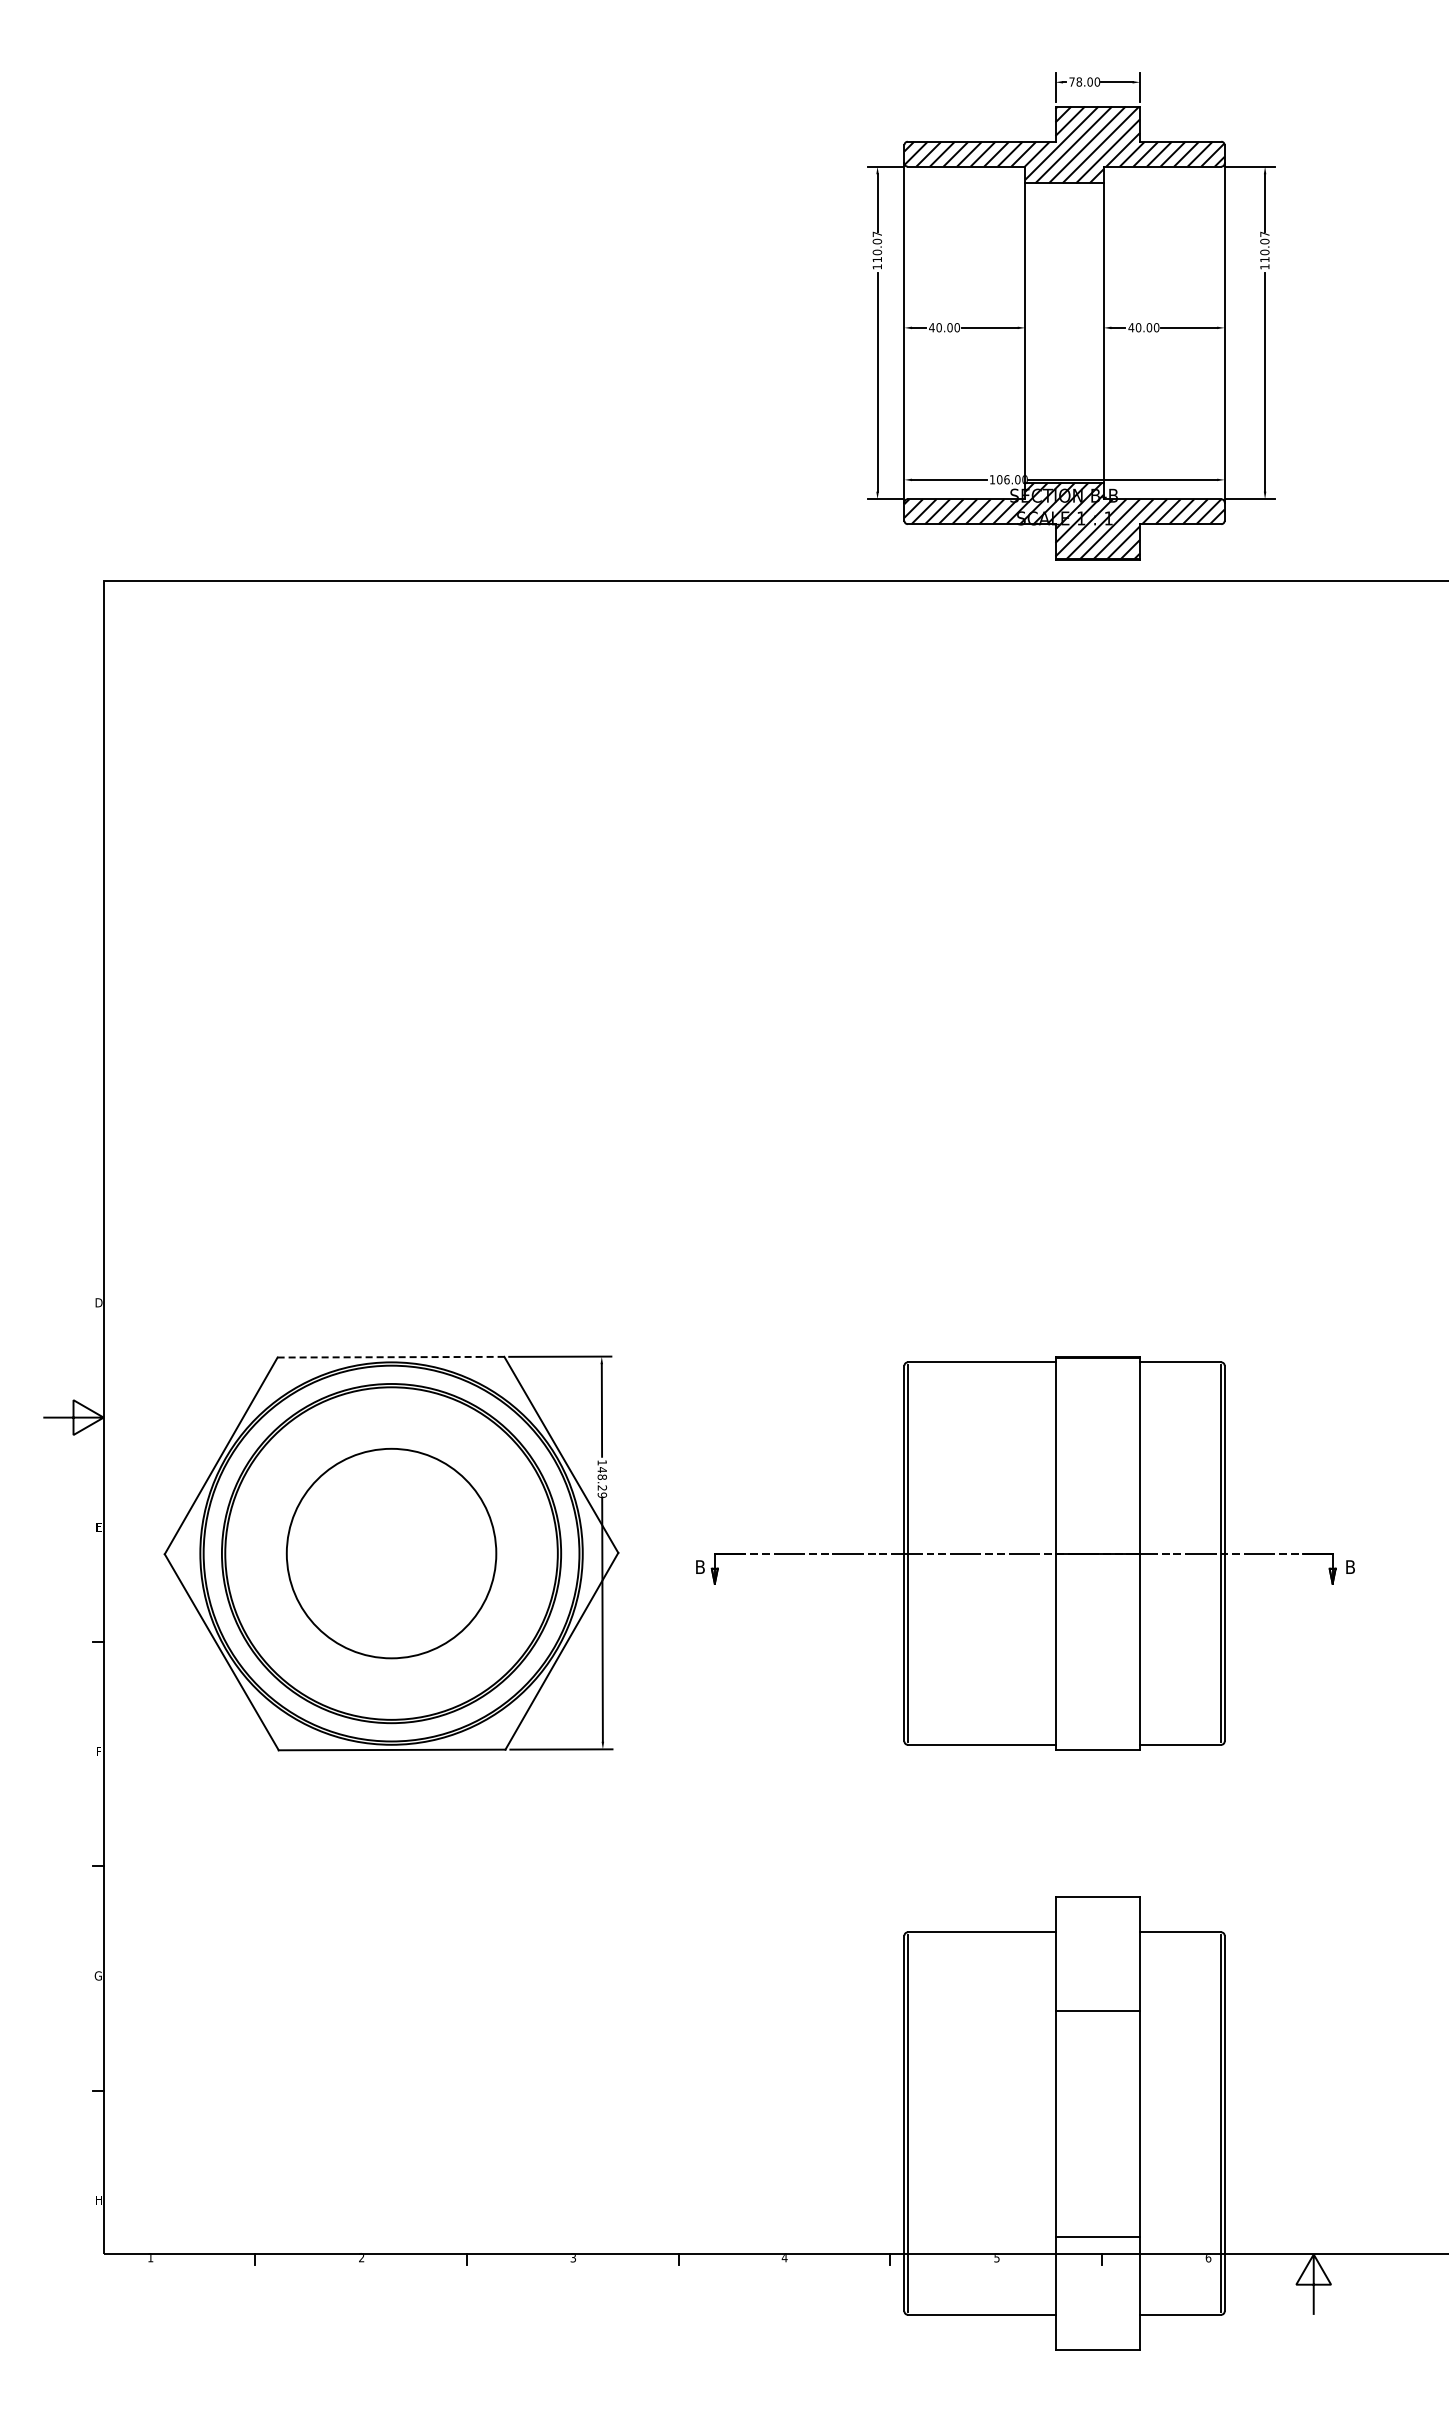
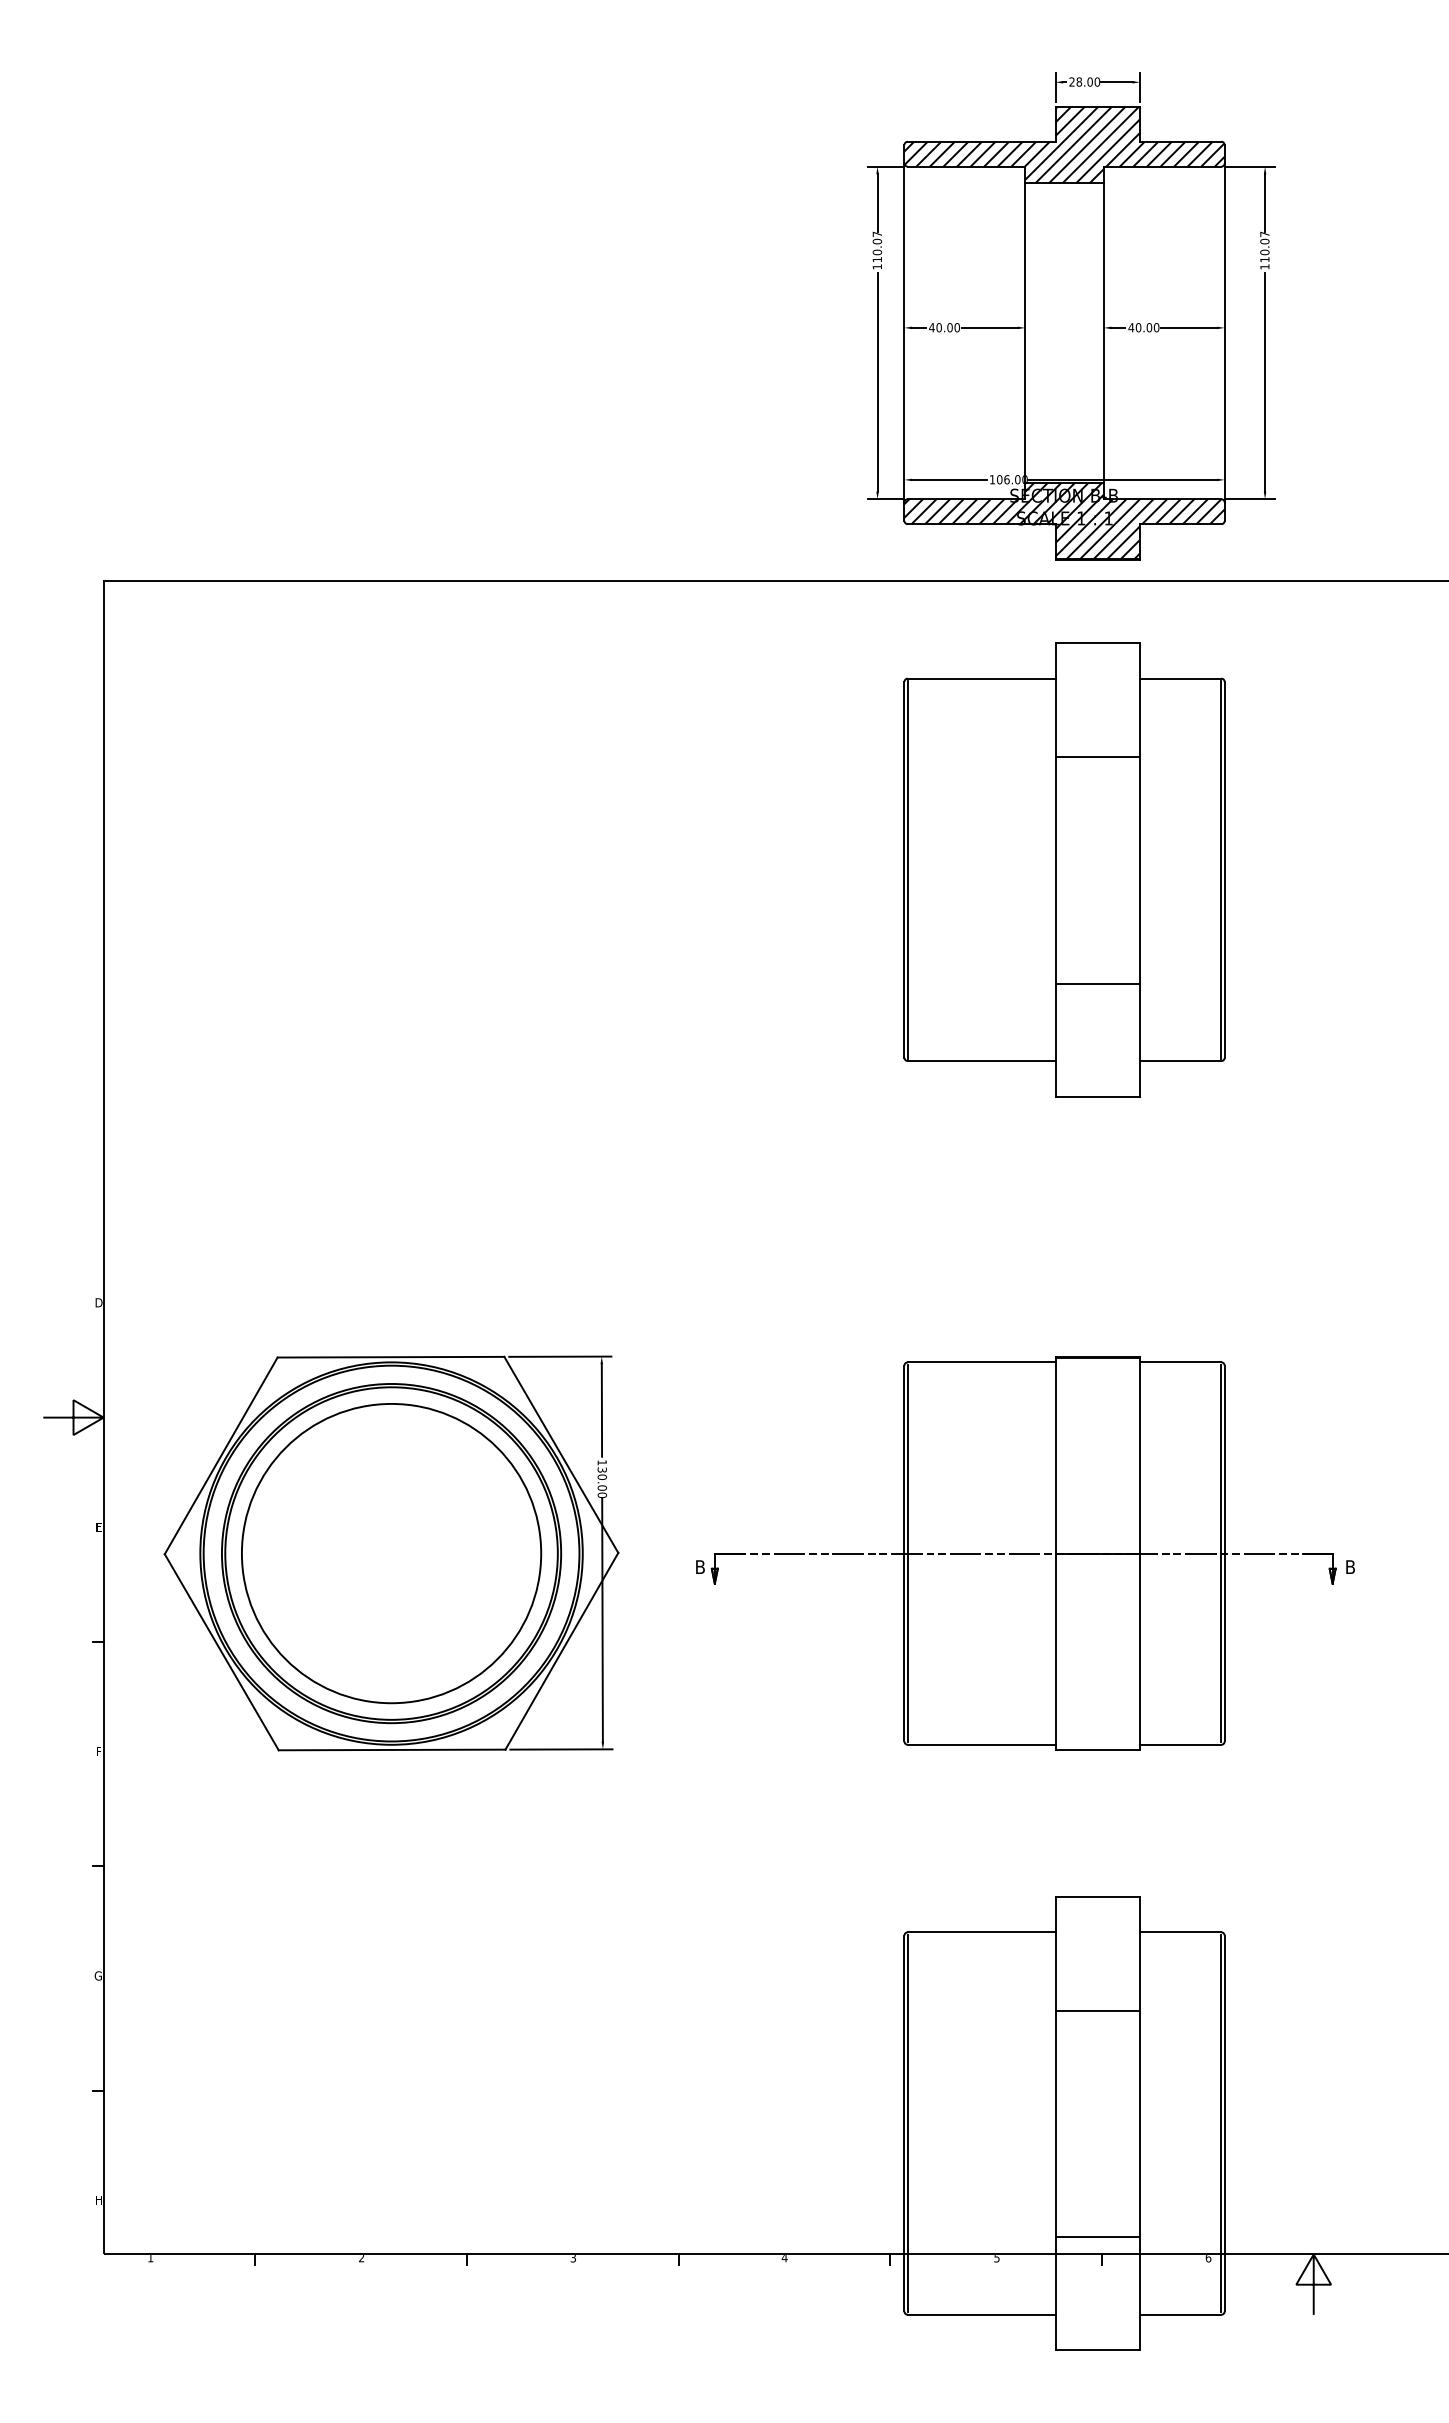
text: 78.00 -> 28.00 (1071, 81)
part: none -> present (1064, 869)
line: dashed -> solid (391, 1357)
text: 148.29 -> 130.00 (601, 1482)
circle diameter: 210 px -> 299 px (391, 1553)
